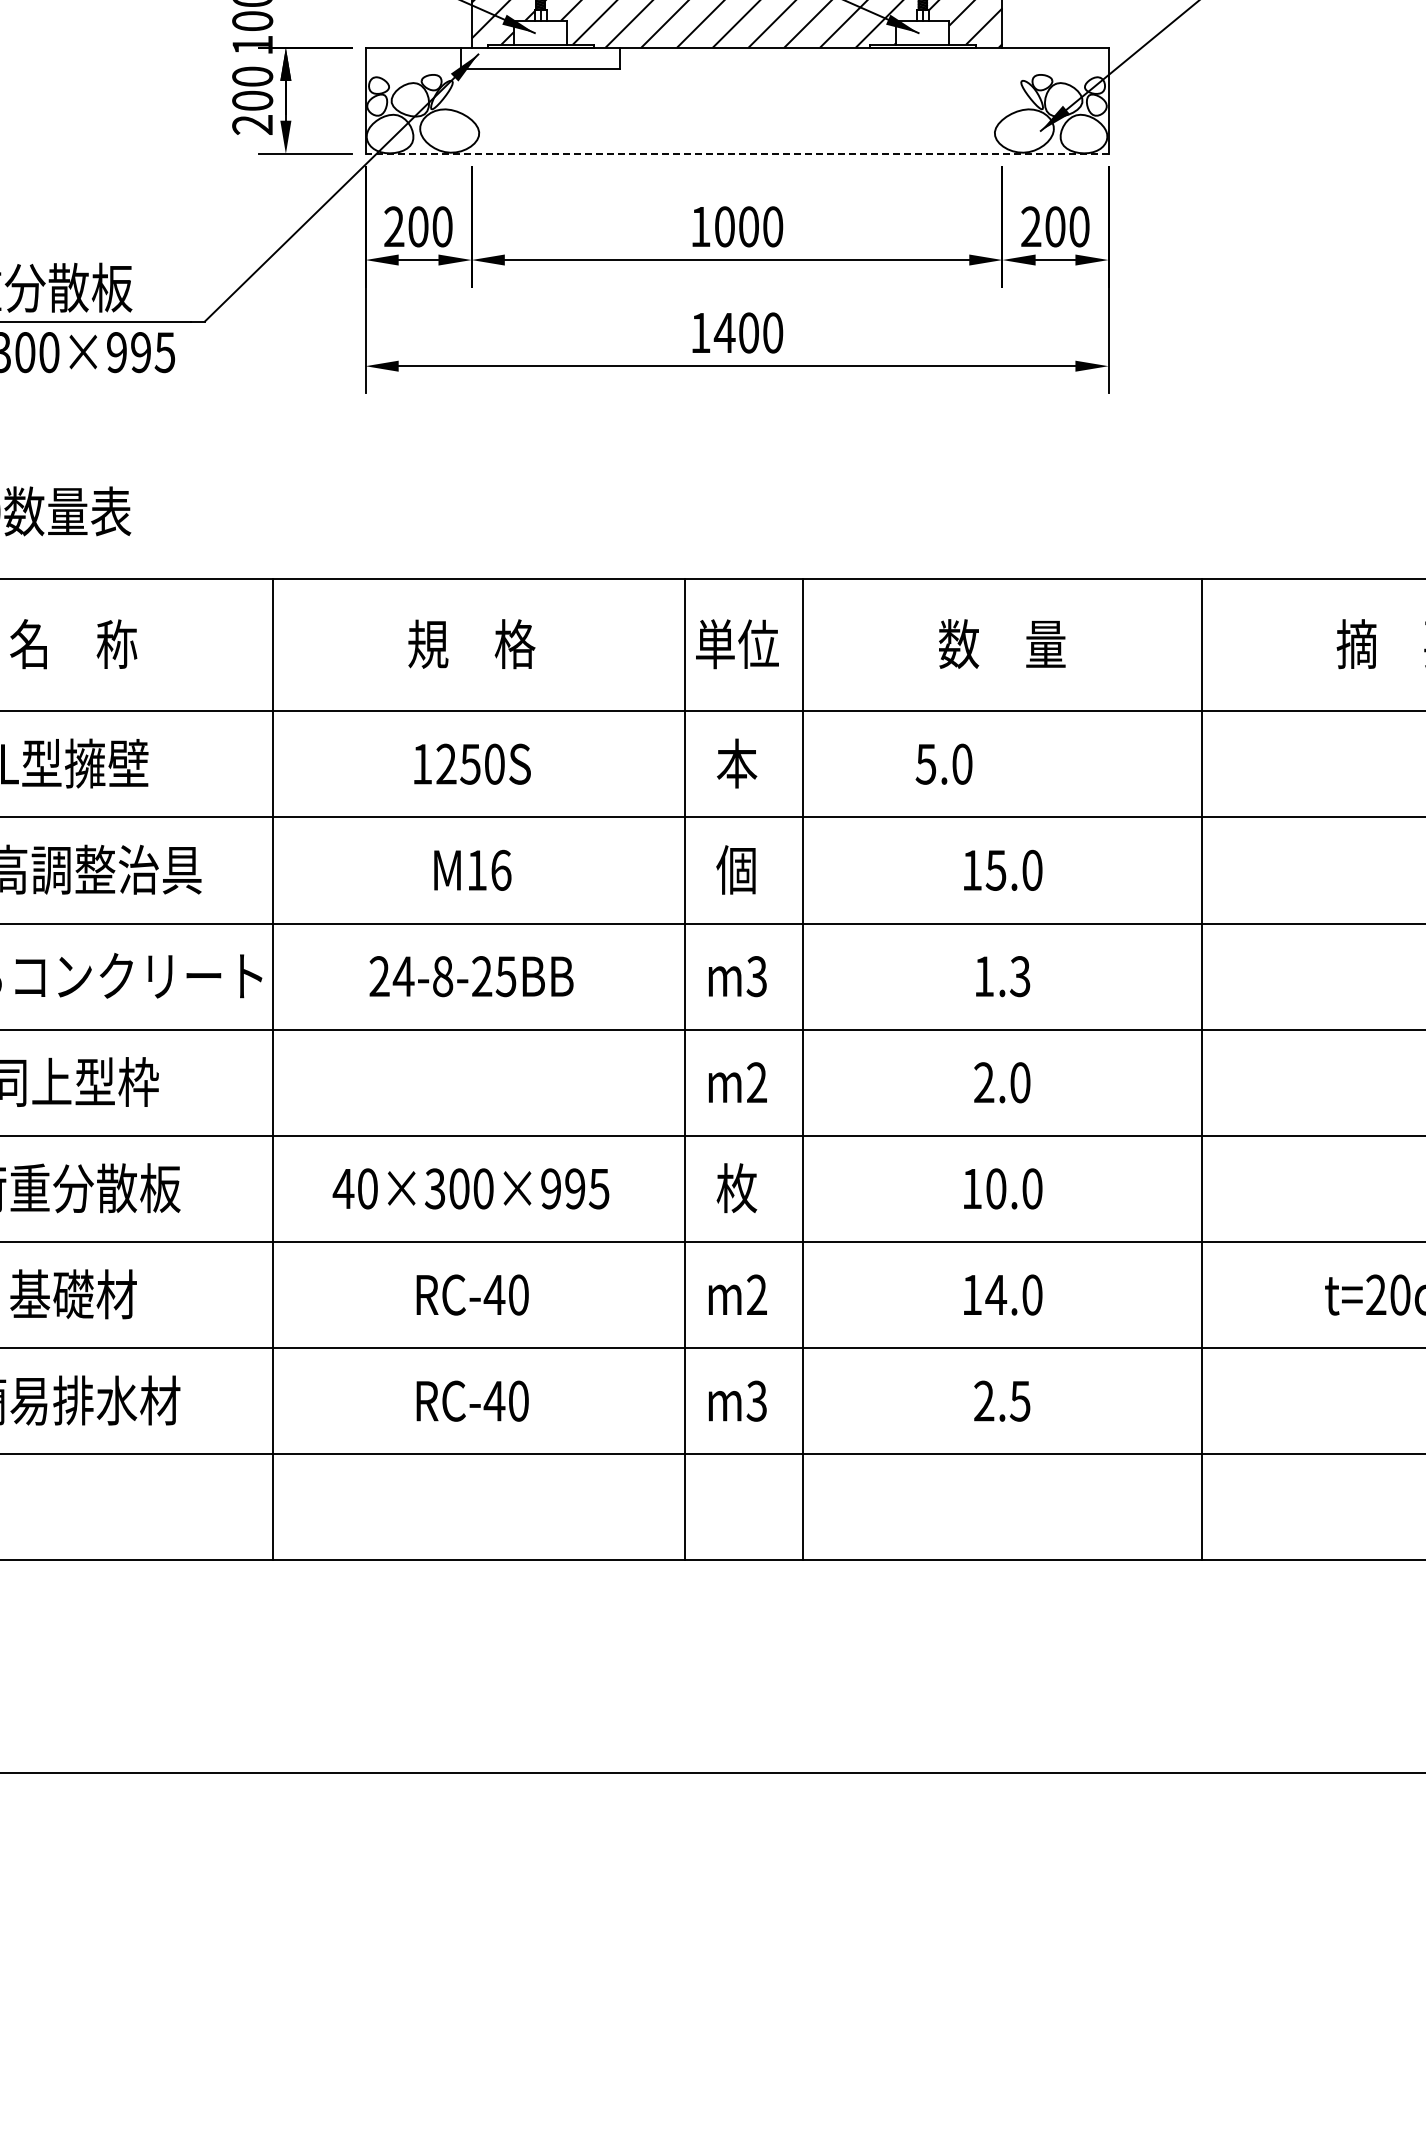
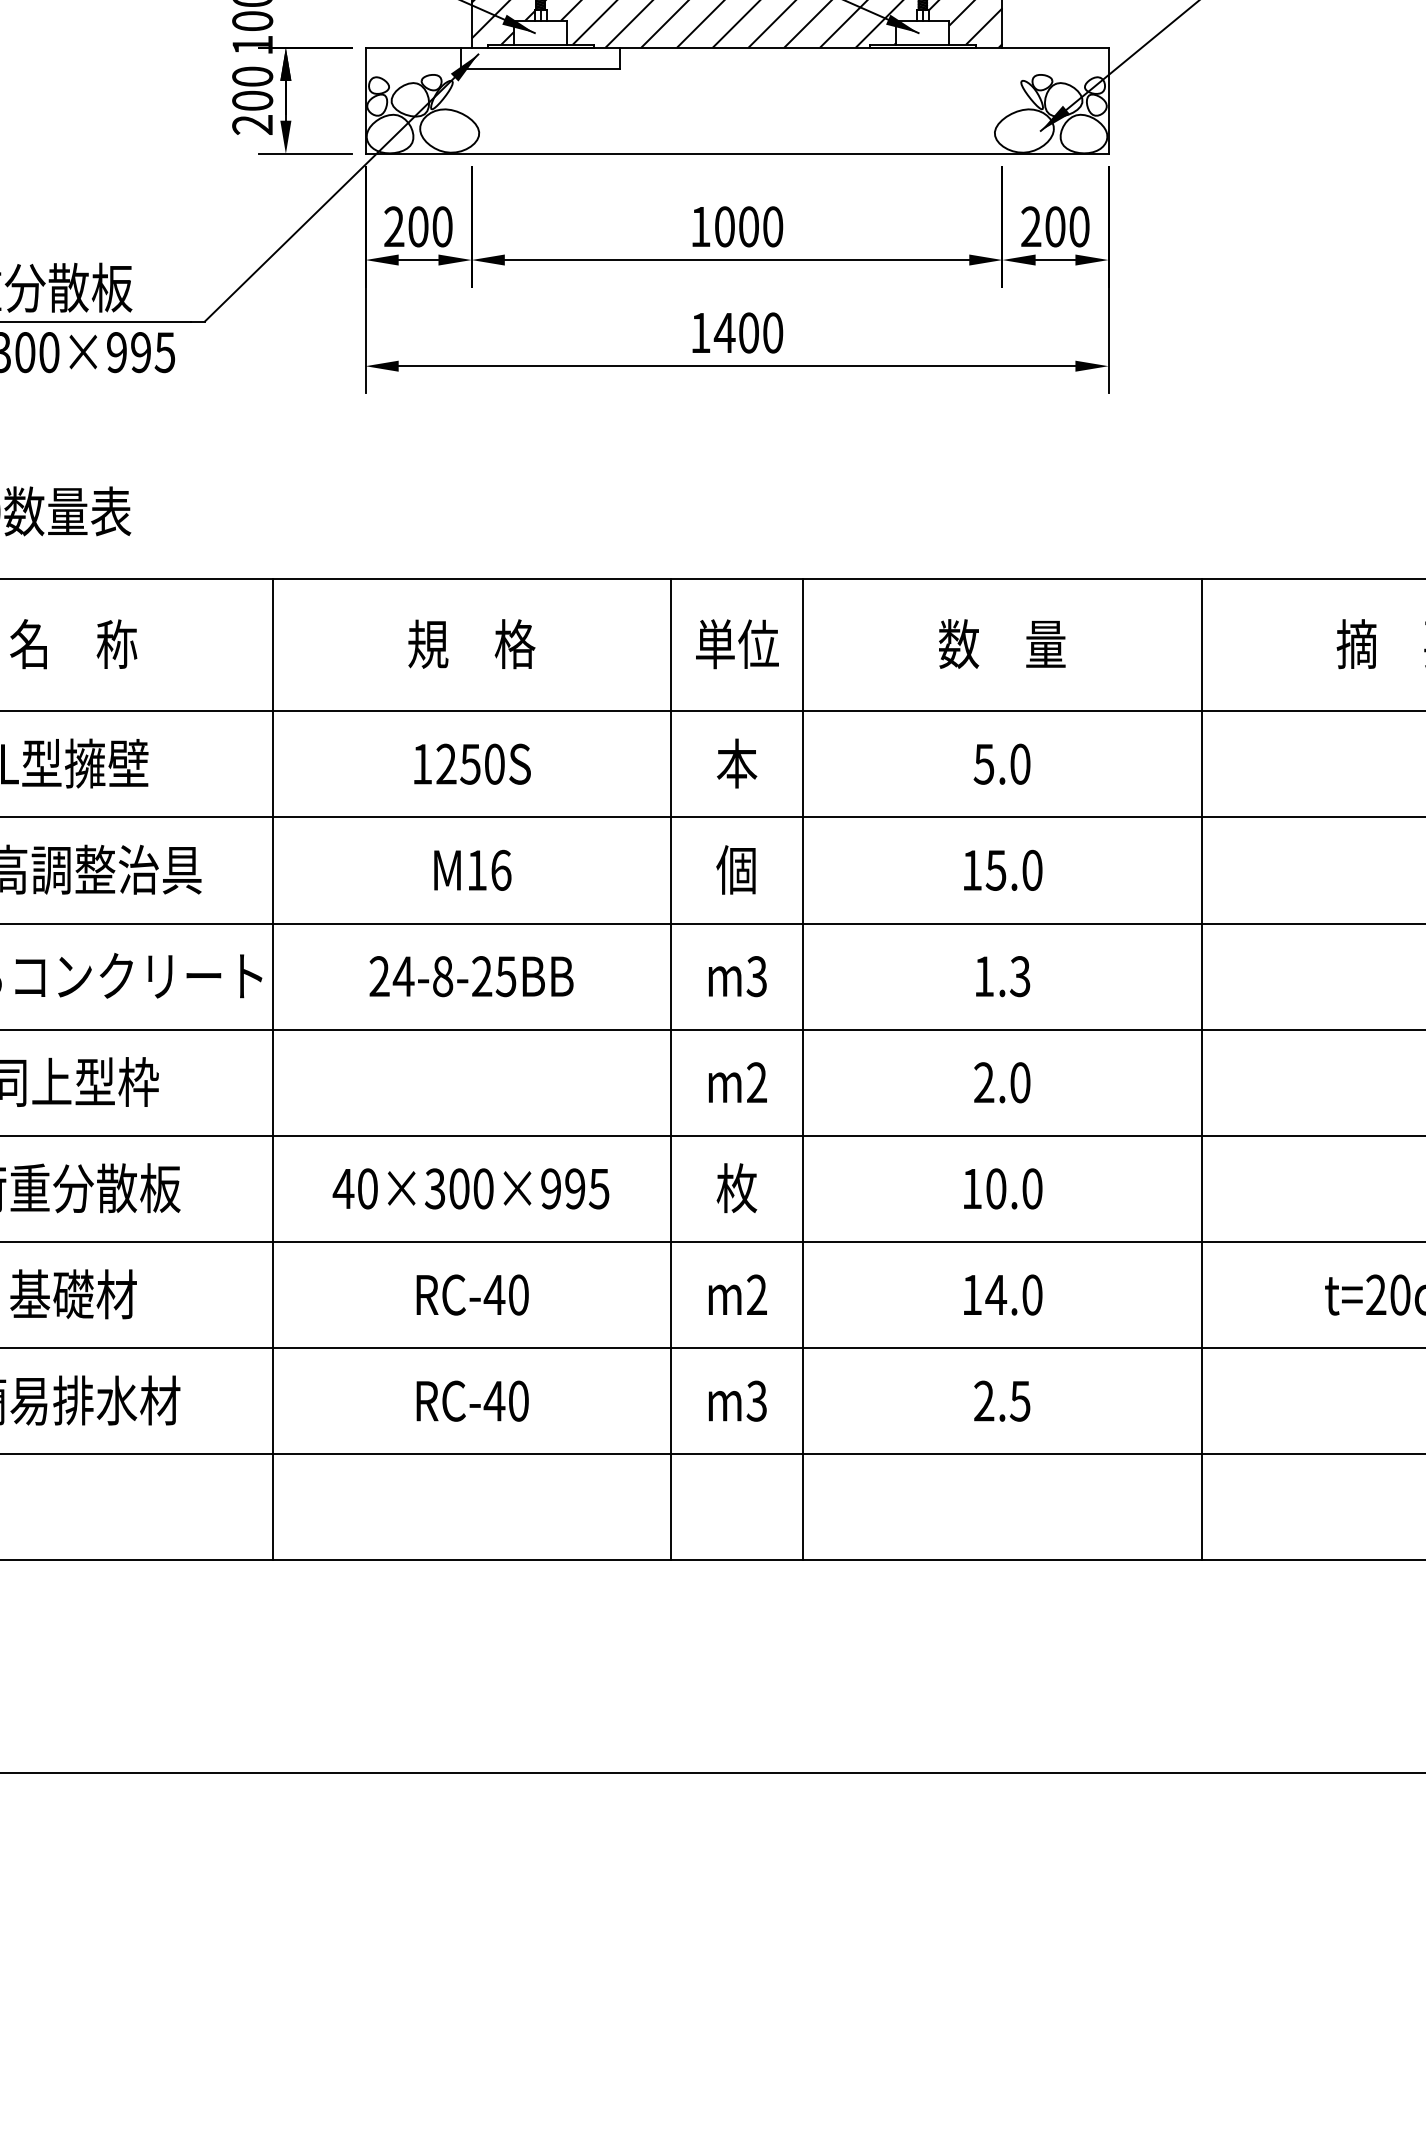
line: dashed -> solid (737, 153)
text position: (943, 763) -> (1001, 763) (1001, 763)
line position: (684, 1069) -> (670, 1069) (670, 1069)
